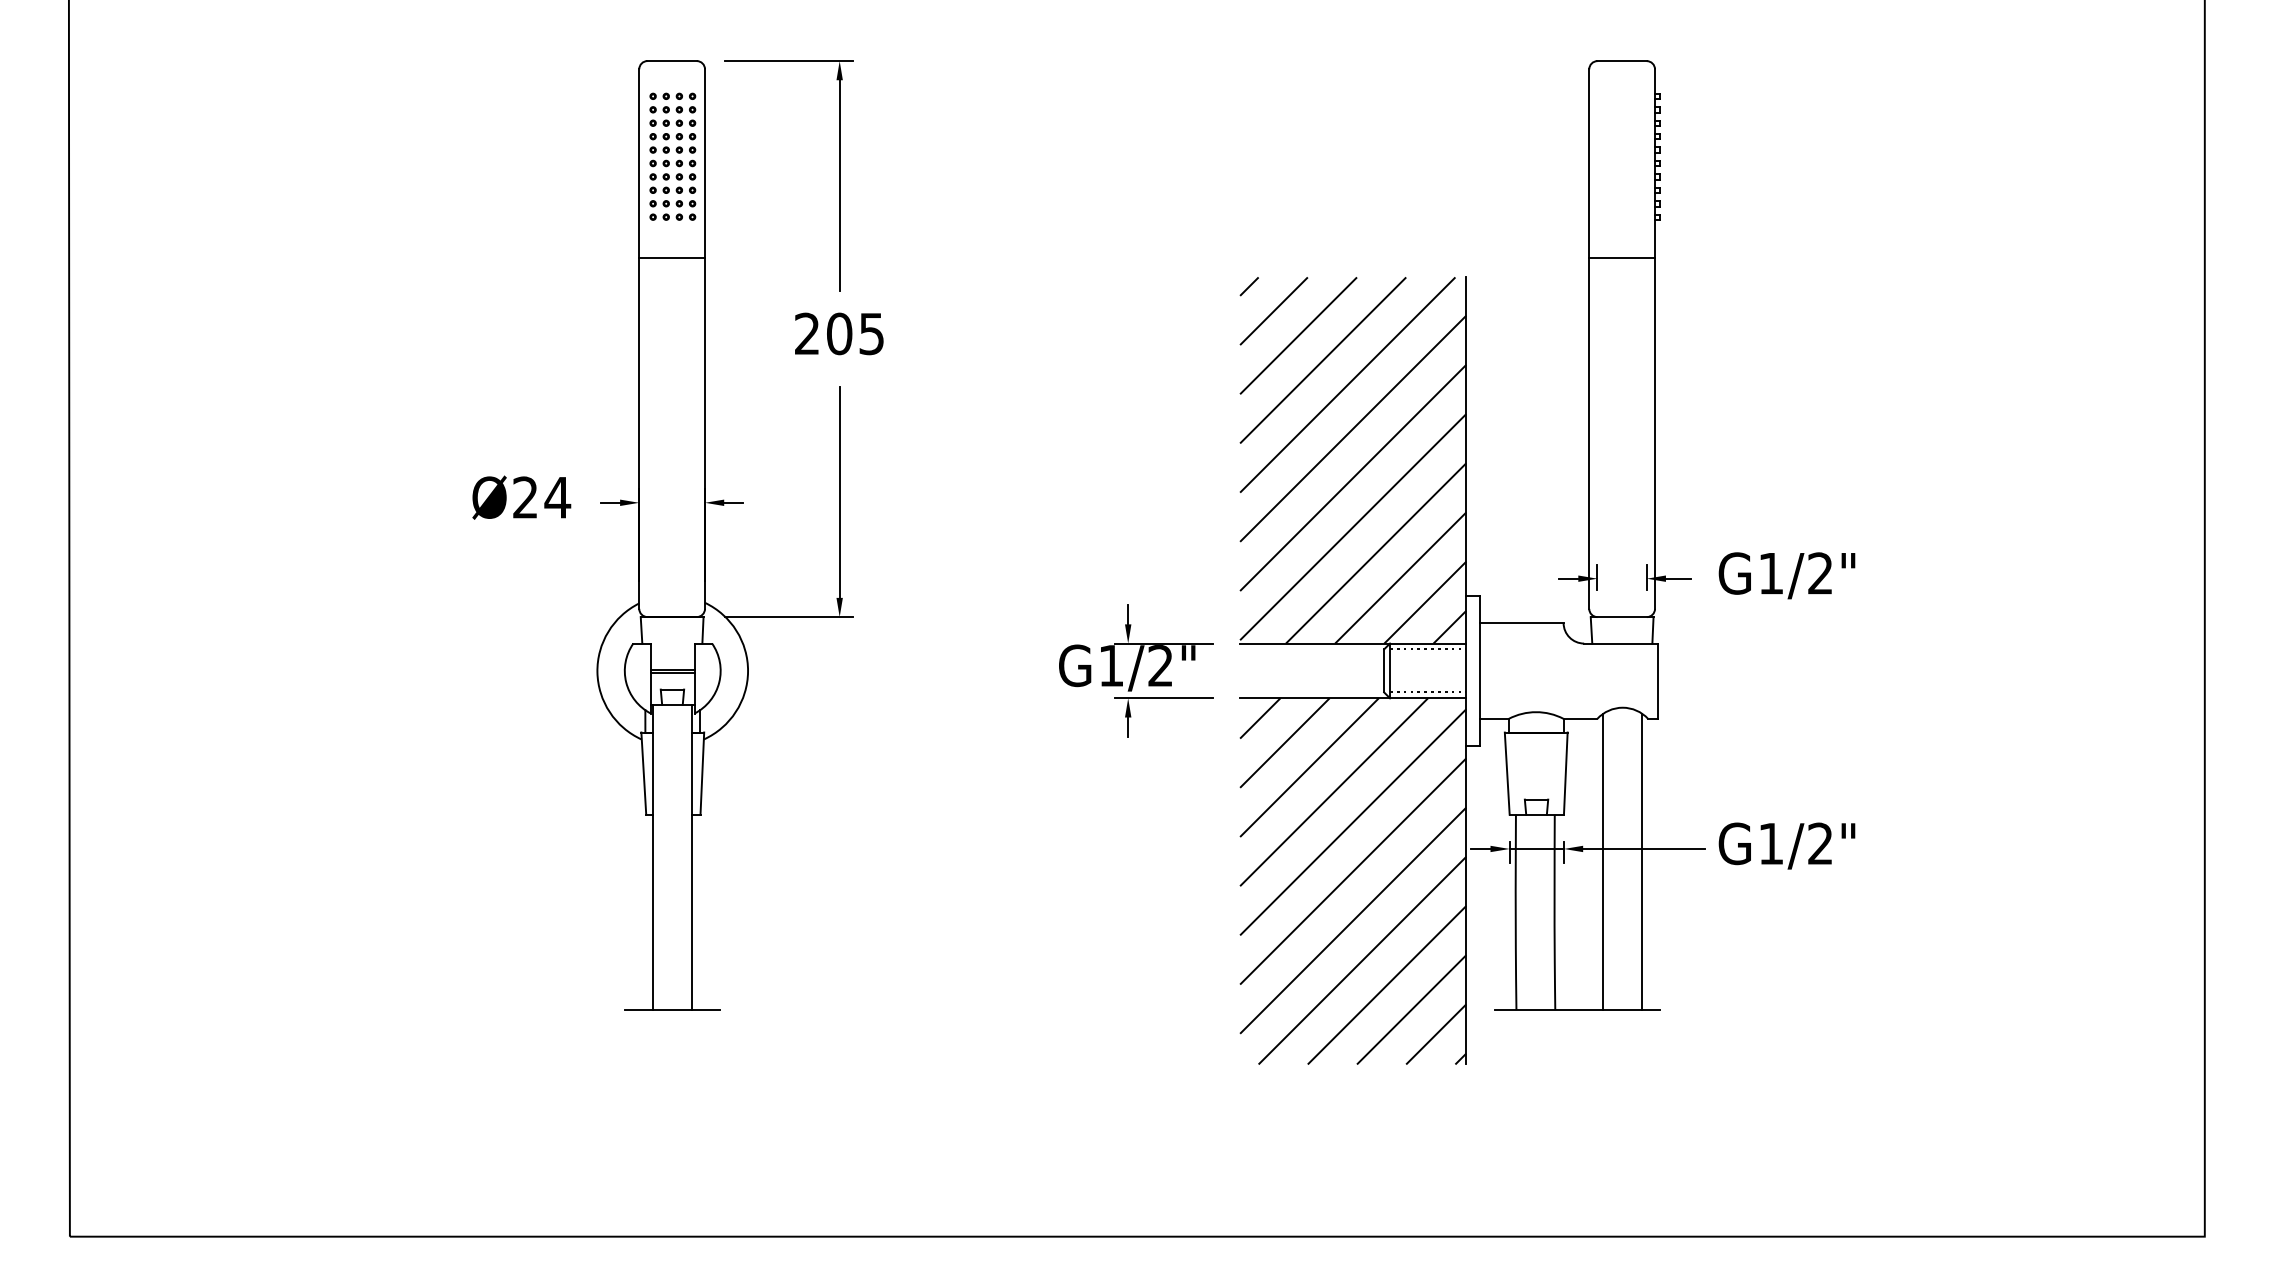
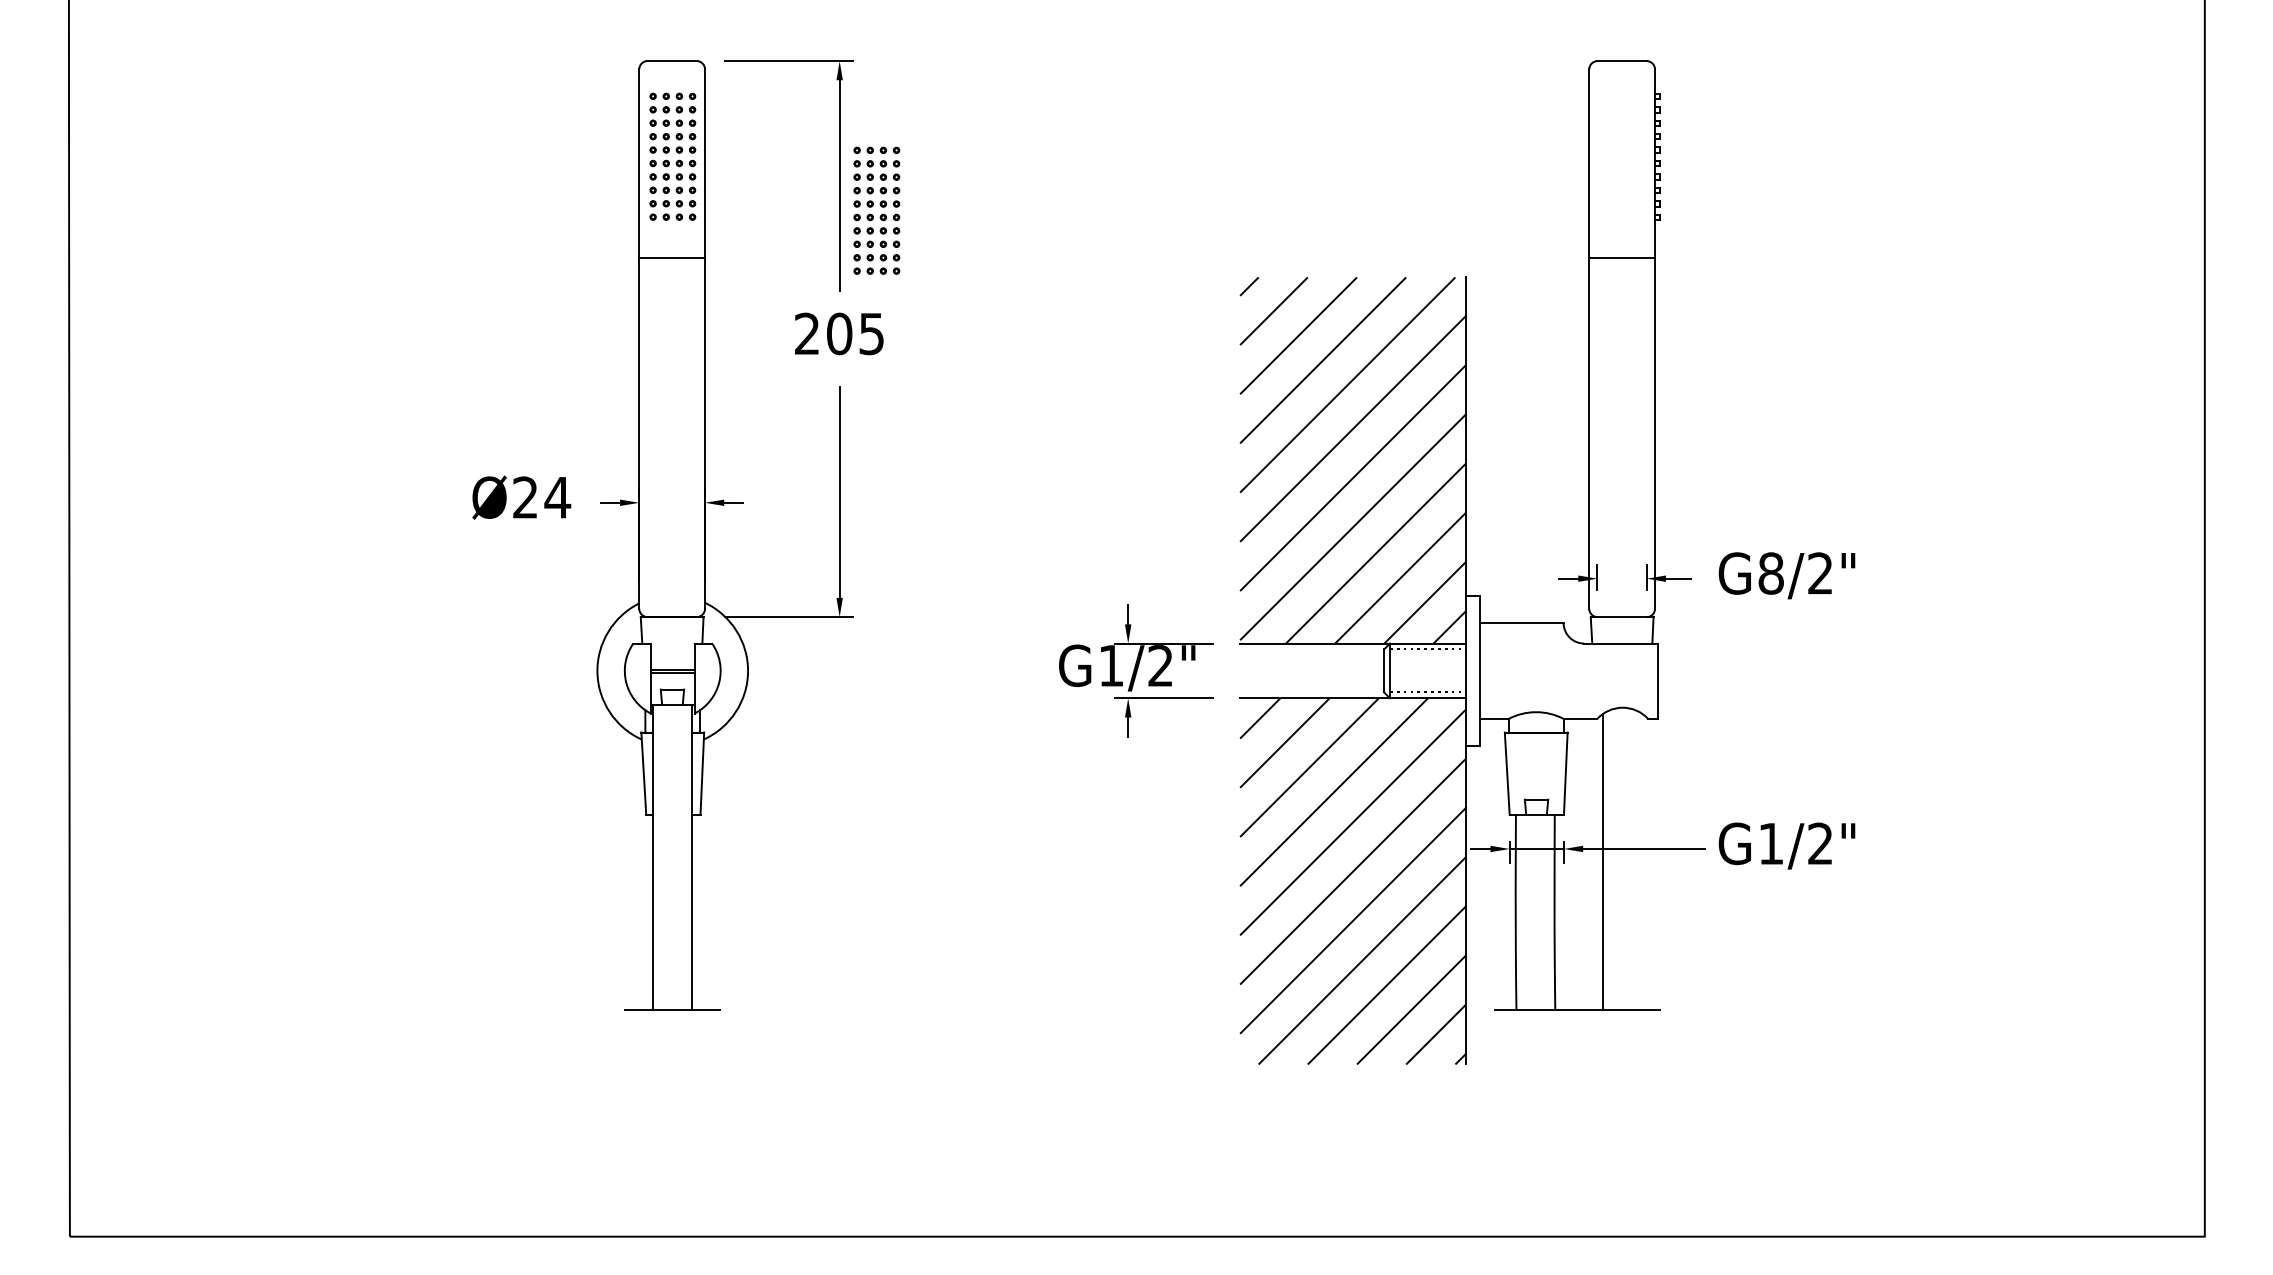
part: none -> present (876, 210)
text: G1/2" -> G8/2" (1770, 573)
line: present -> none (1642, 861)
